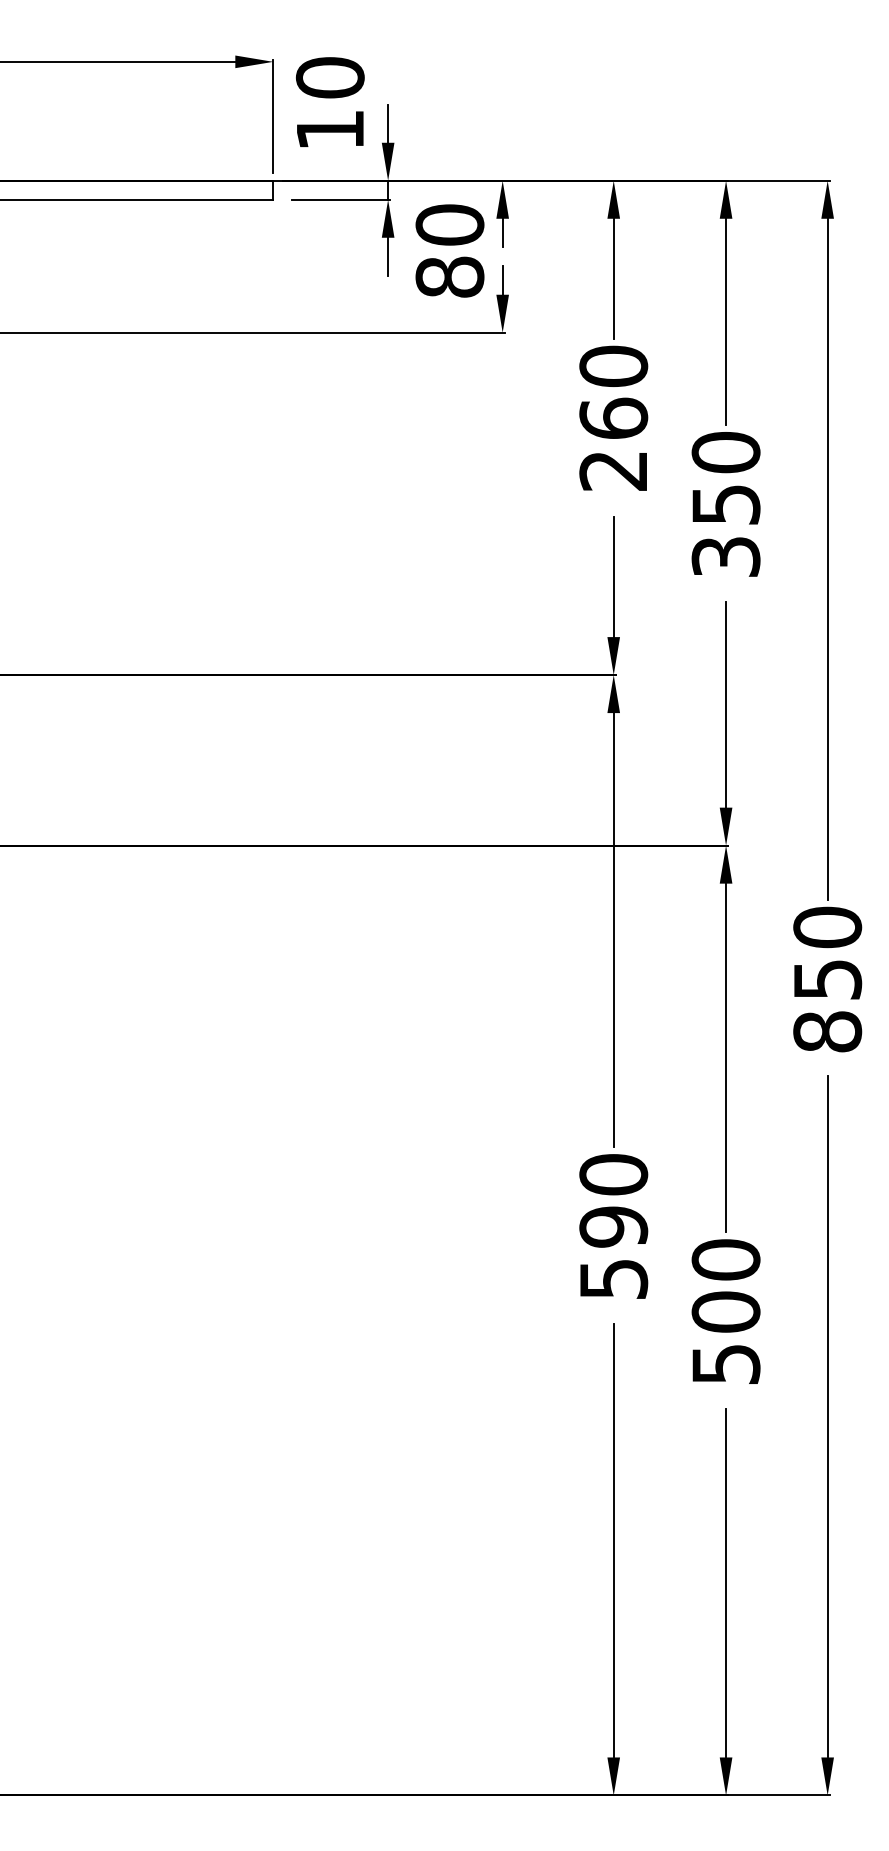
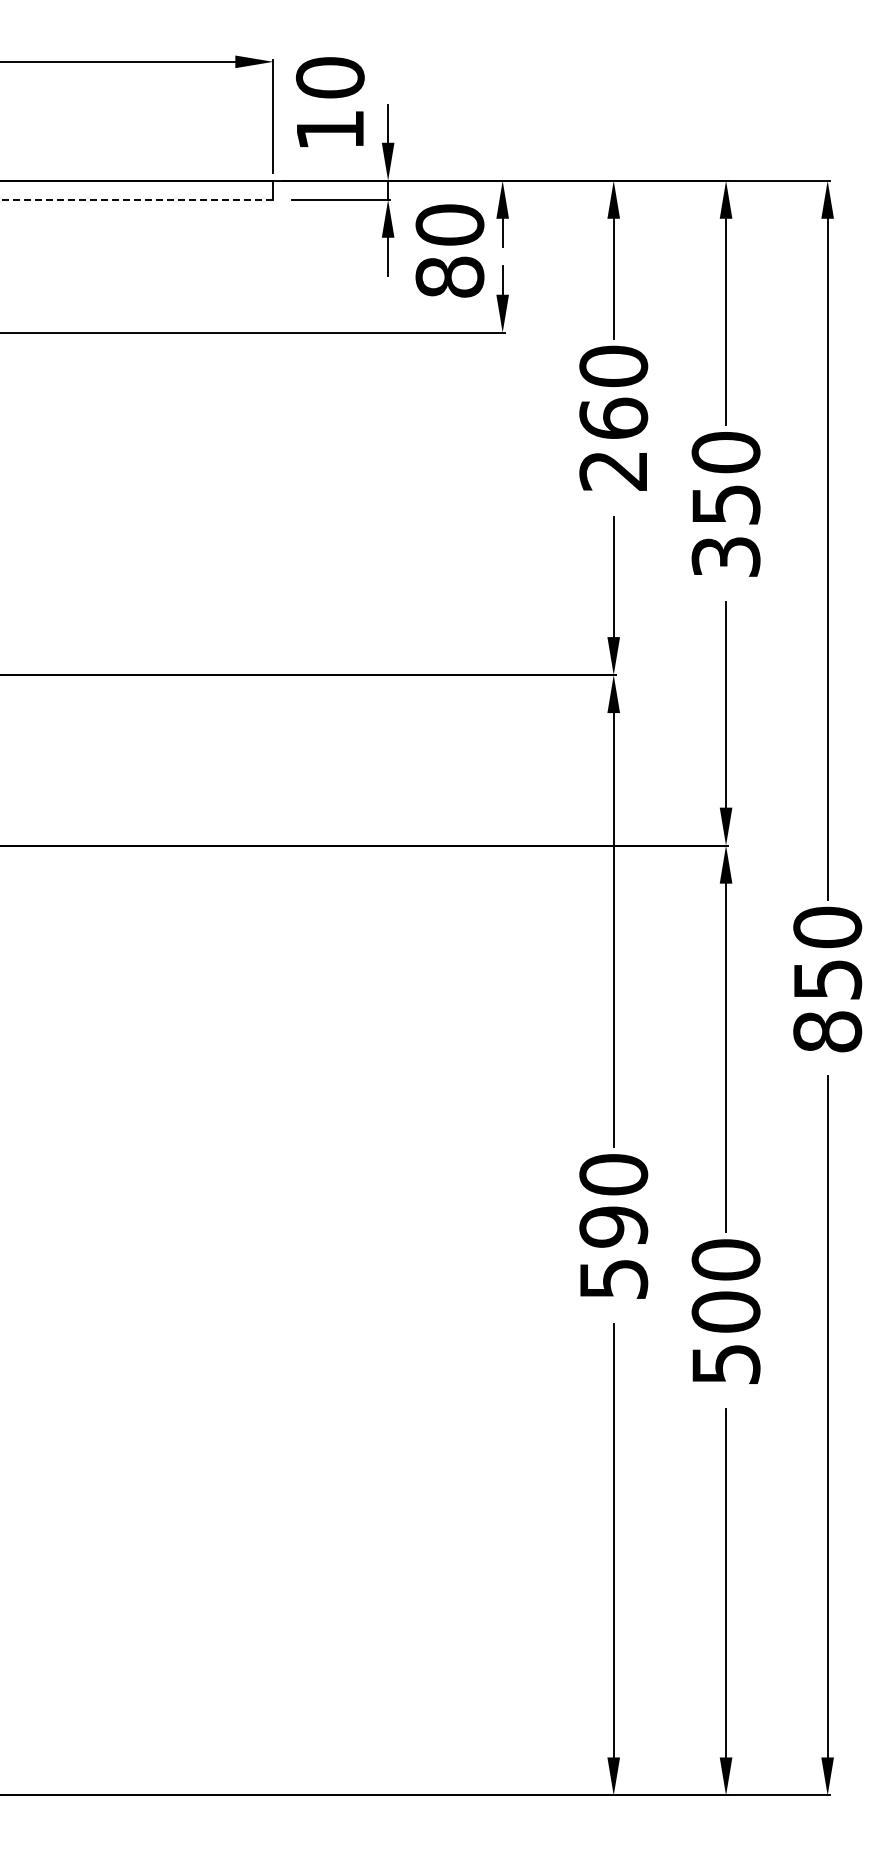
line: solid -> dashed (136, 199)
